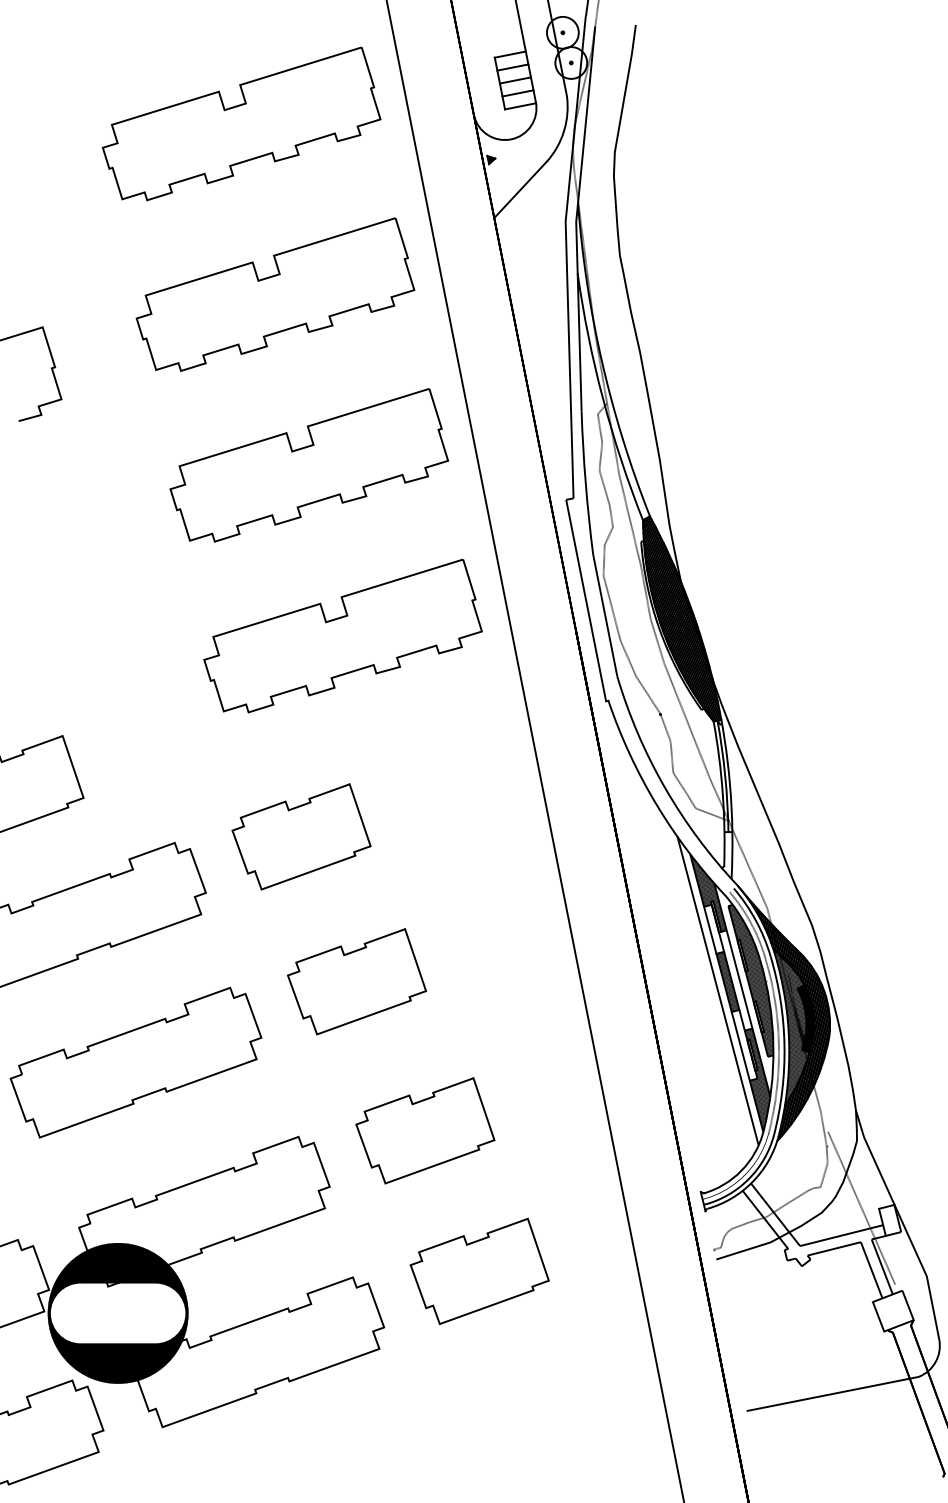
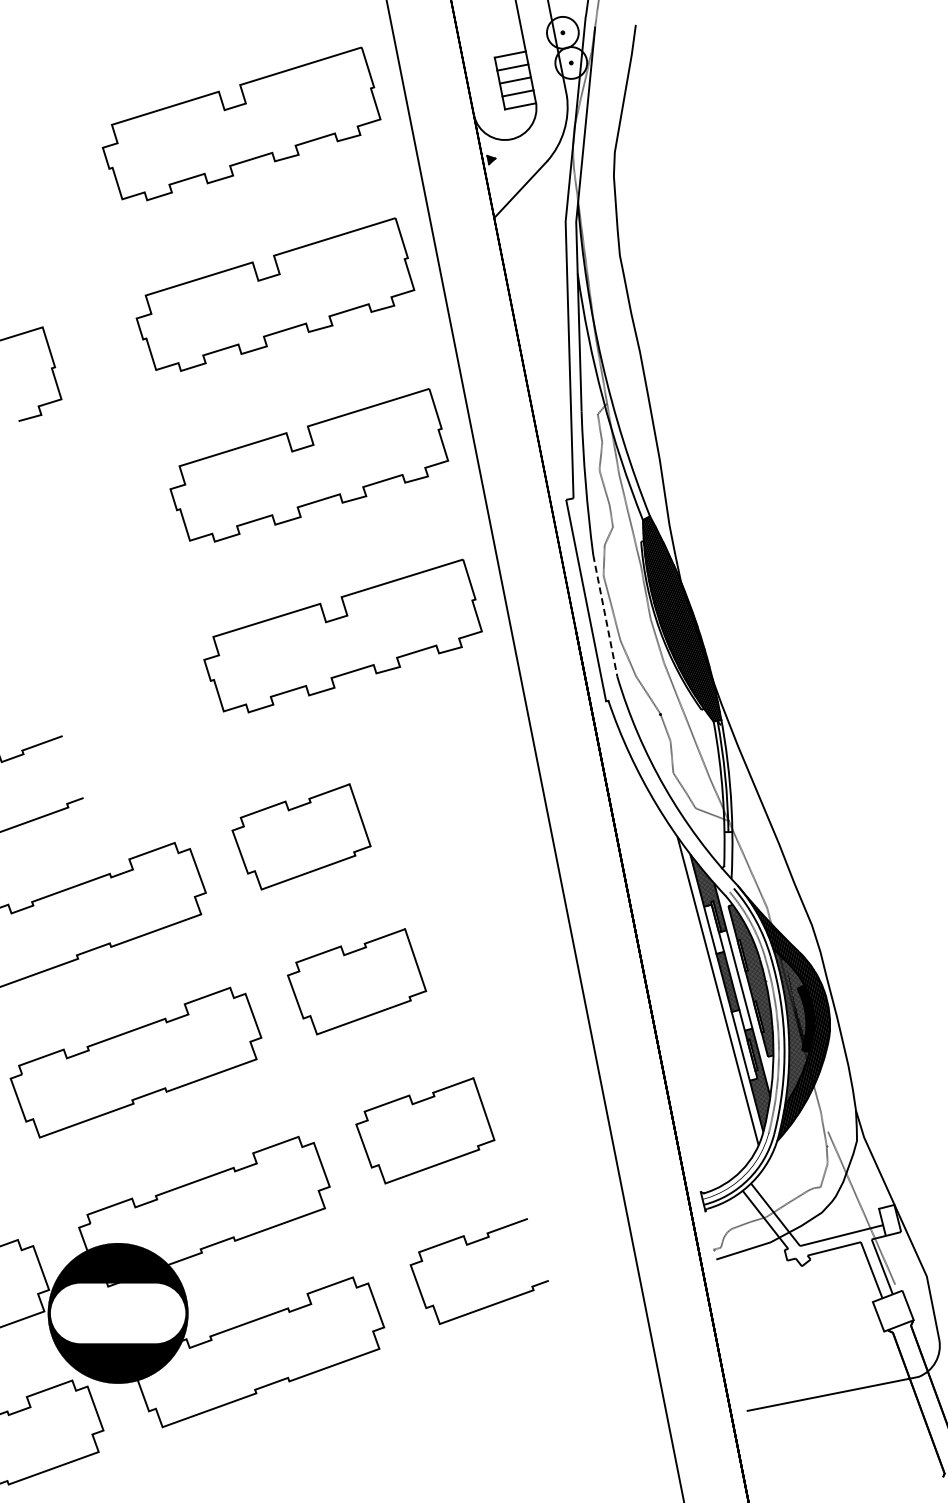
line: solid -> dashed (605, 615)
line: present -> none (72, 766)
line: present -> none (537, 1249)
